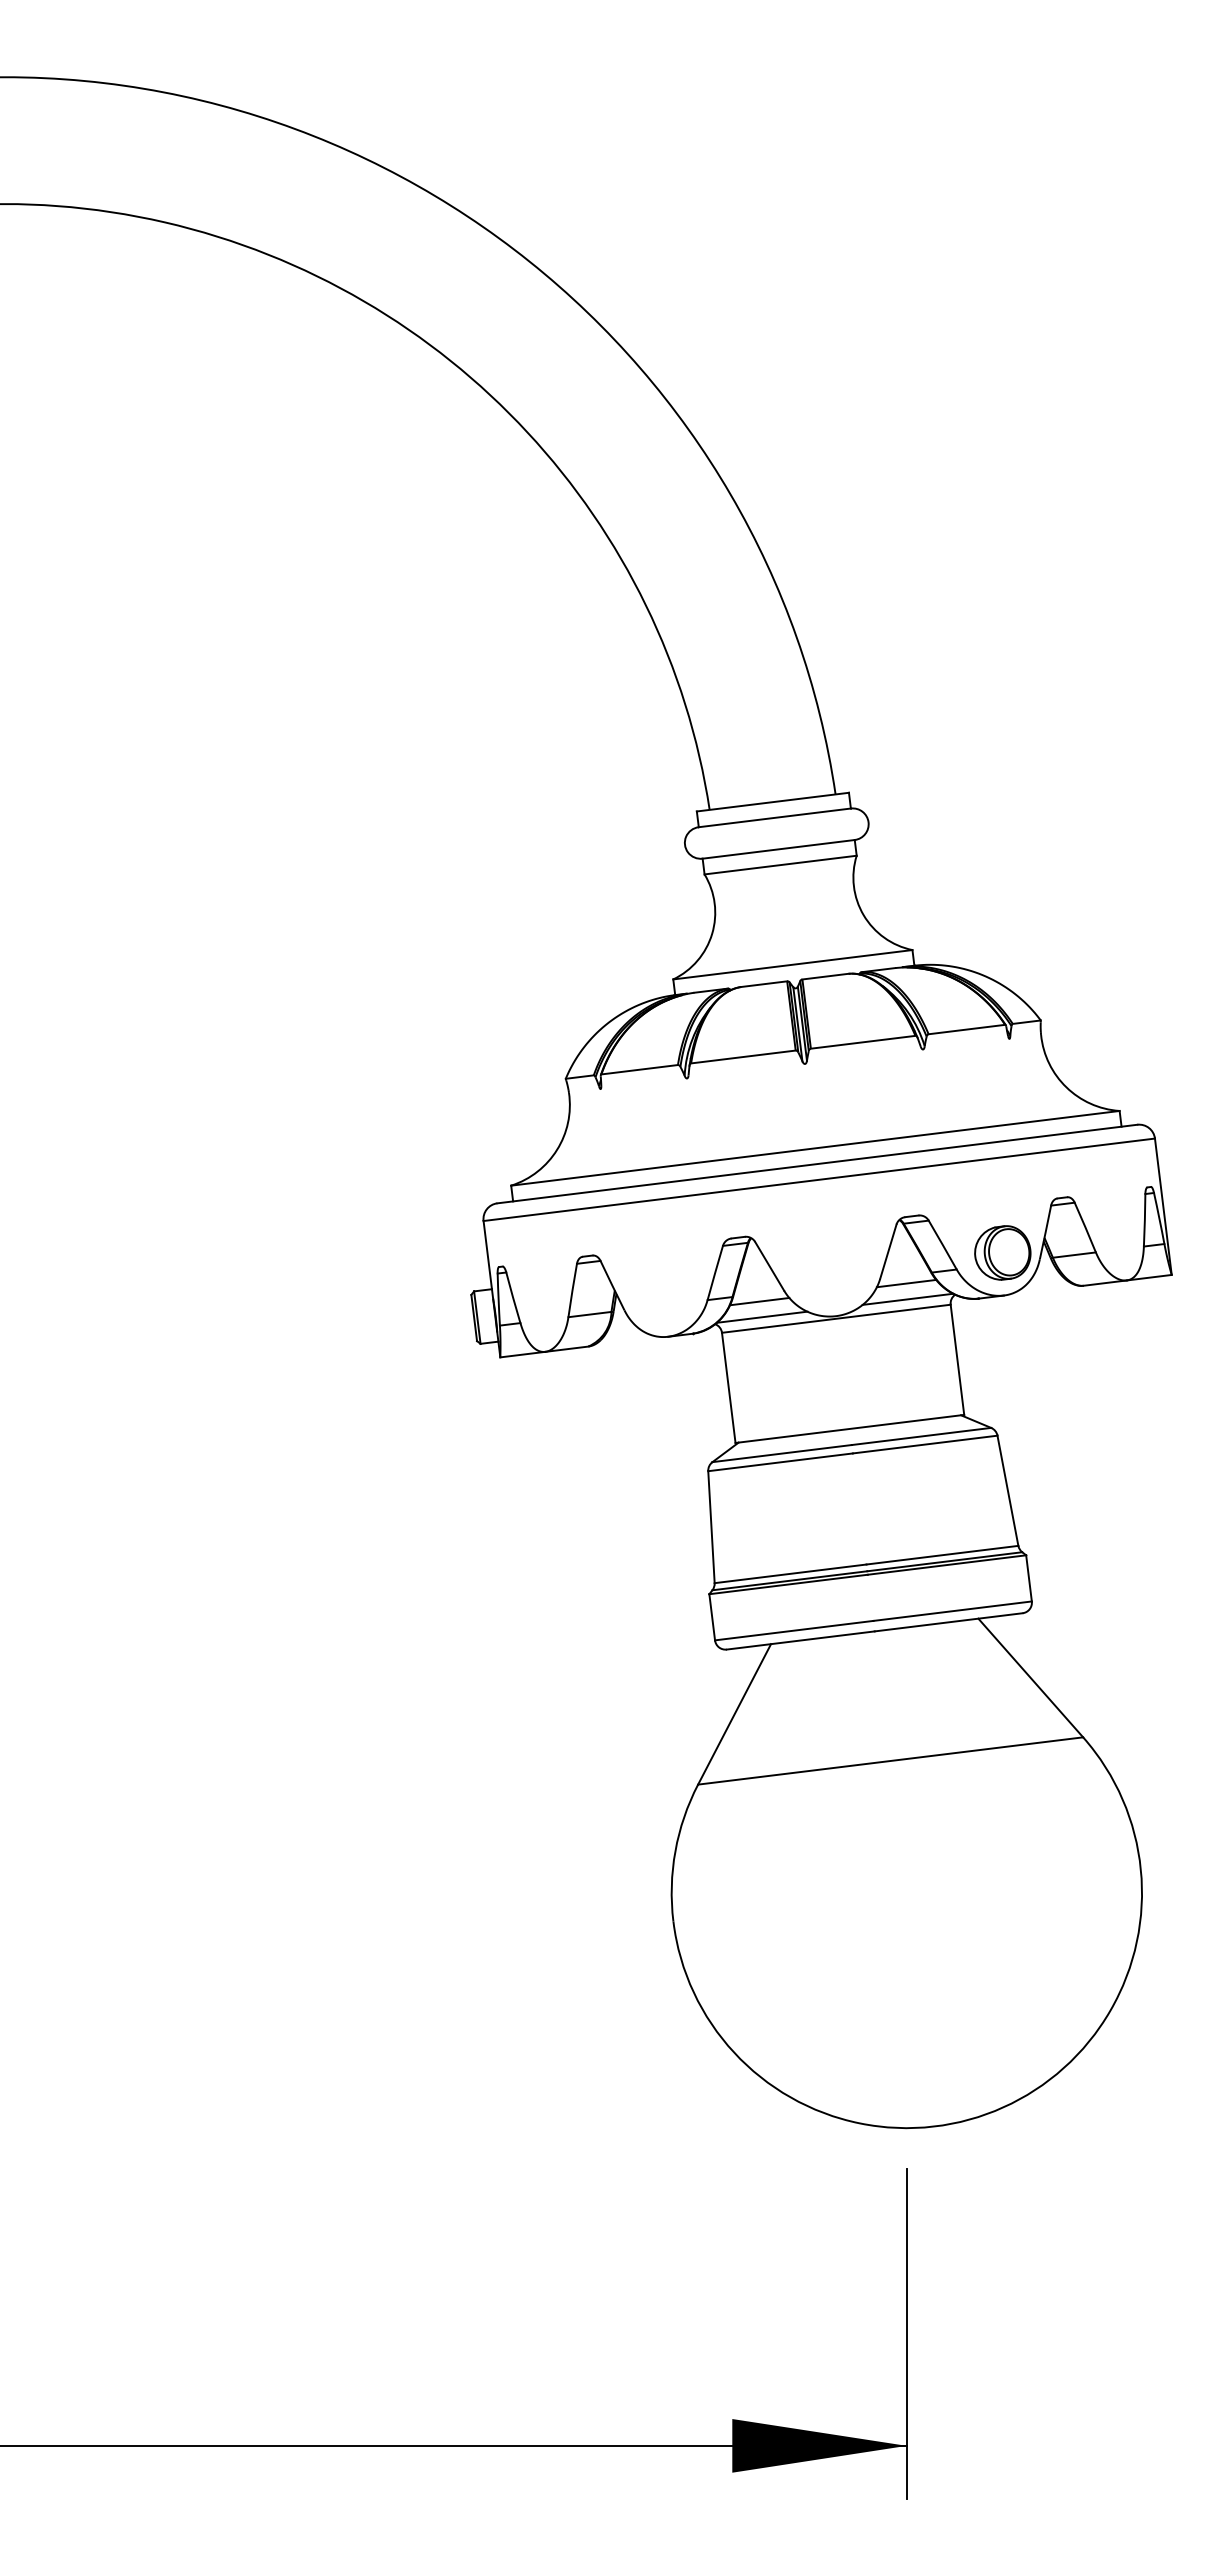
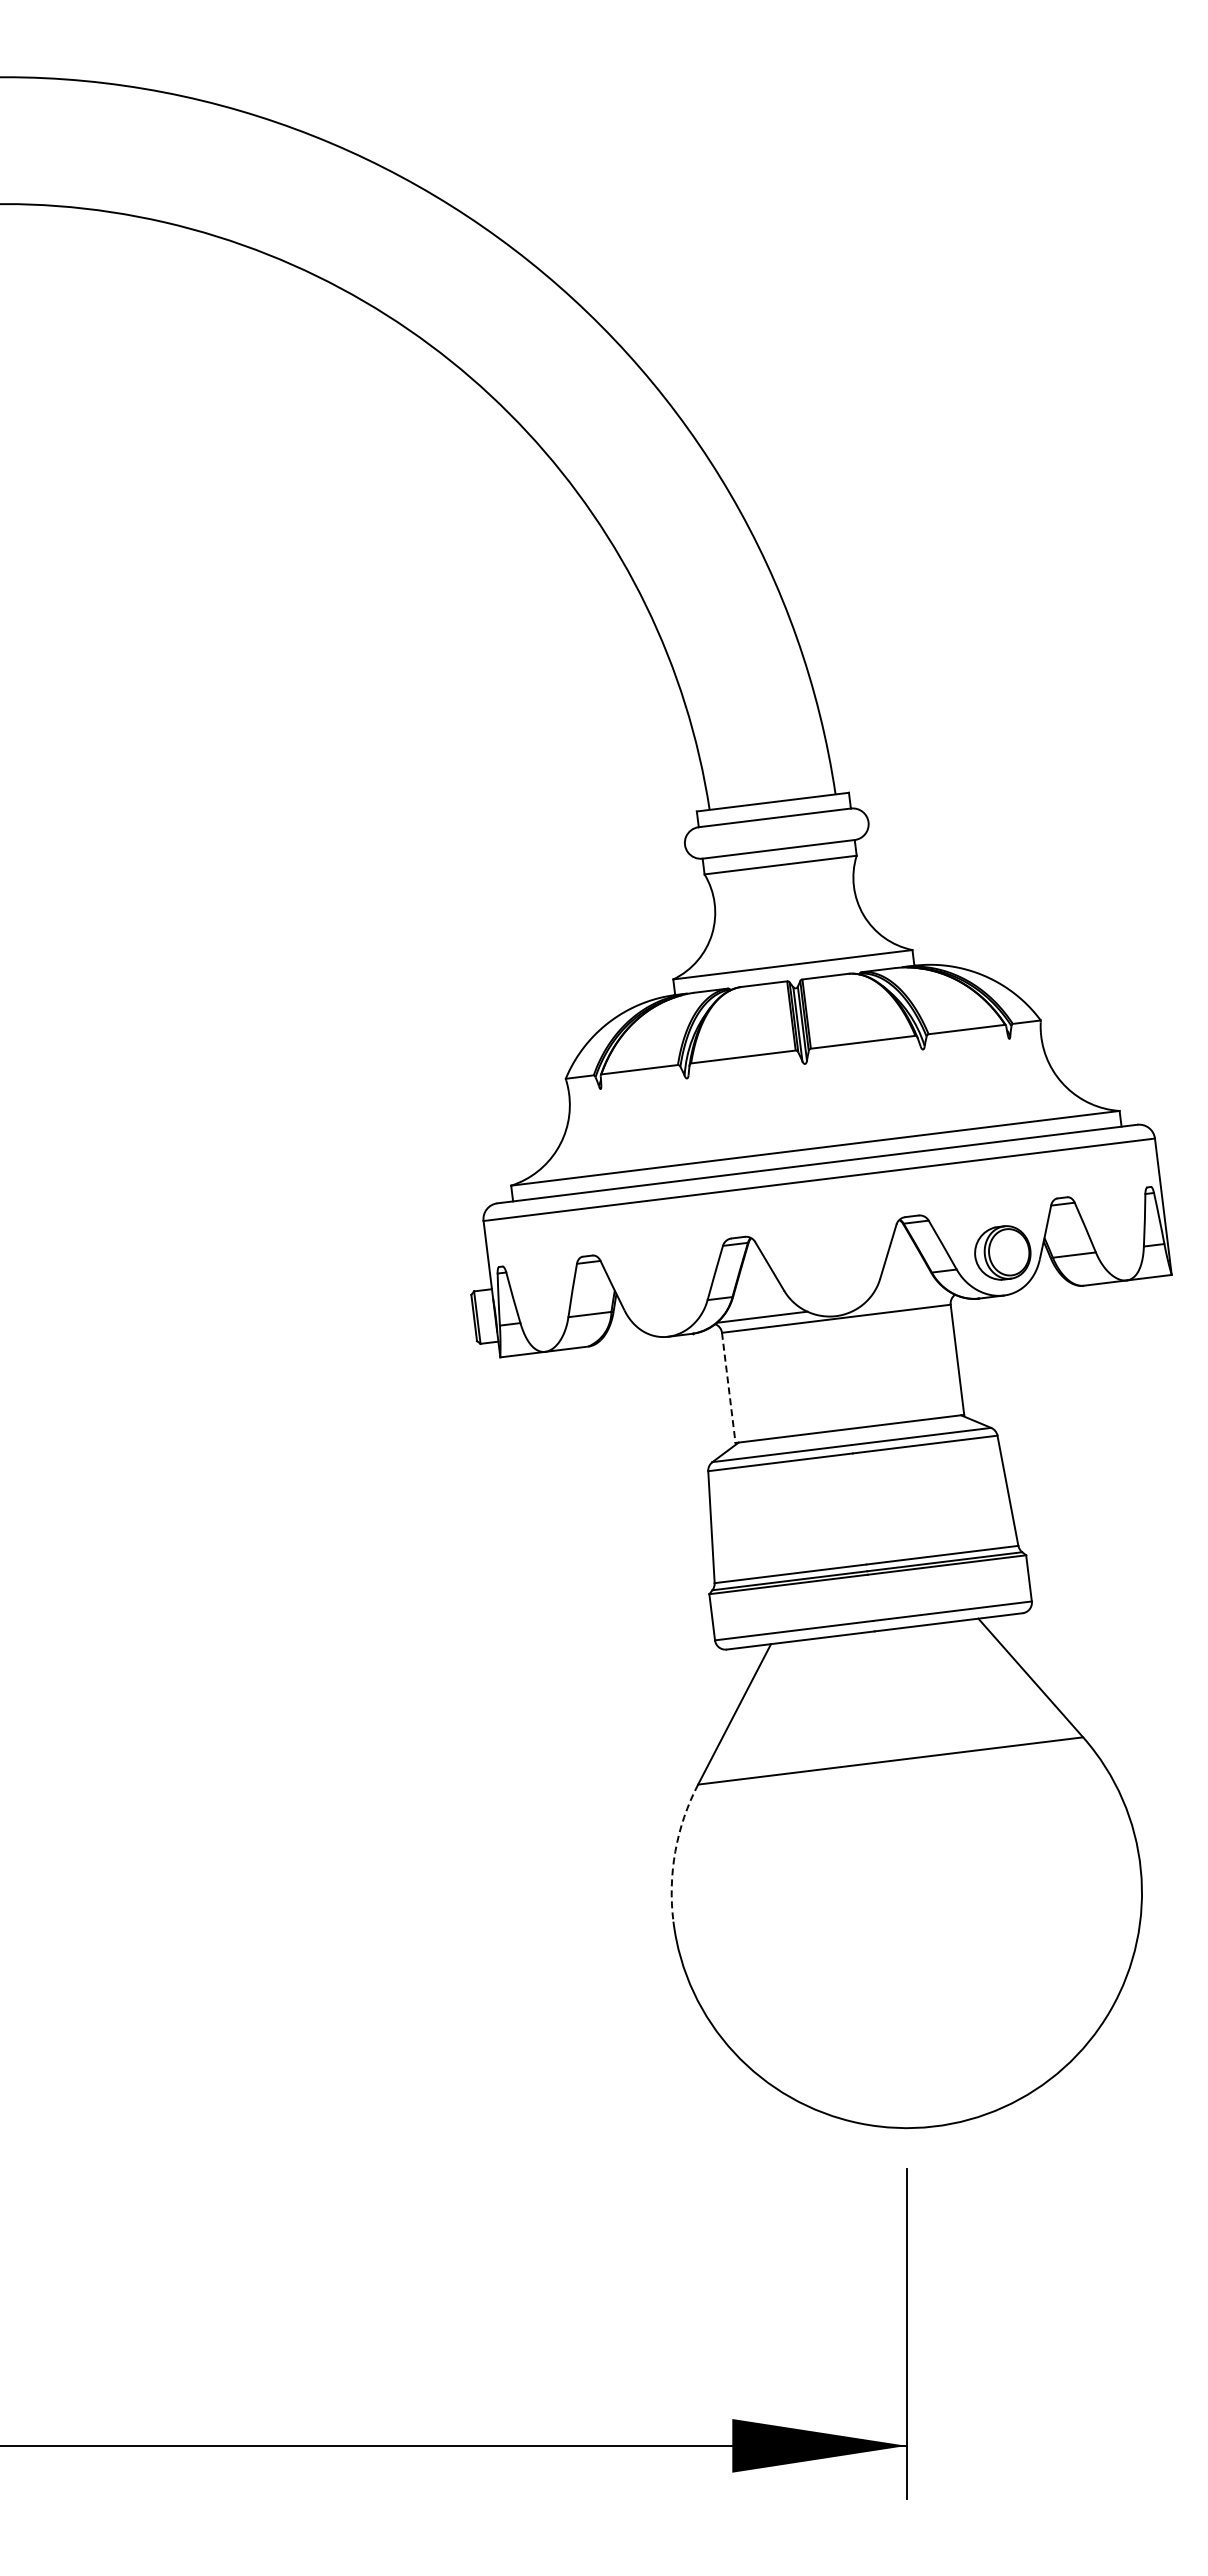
line: present -> none (906, 1283)
line: present -> none (907, 1298)
line: present -> none (759, 1301)
line: solid -> dashed (728, 1387)
arc: solid -> dashed (675, 1851)
